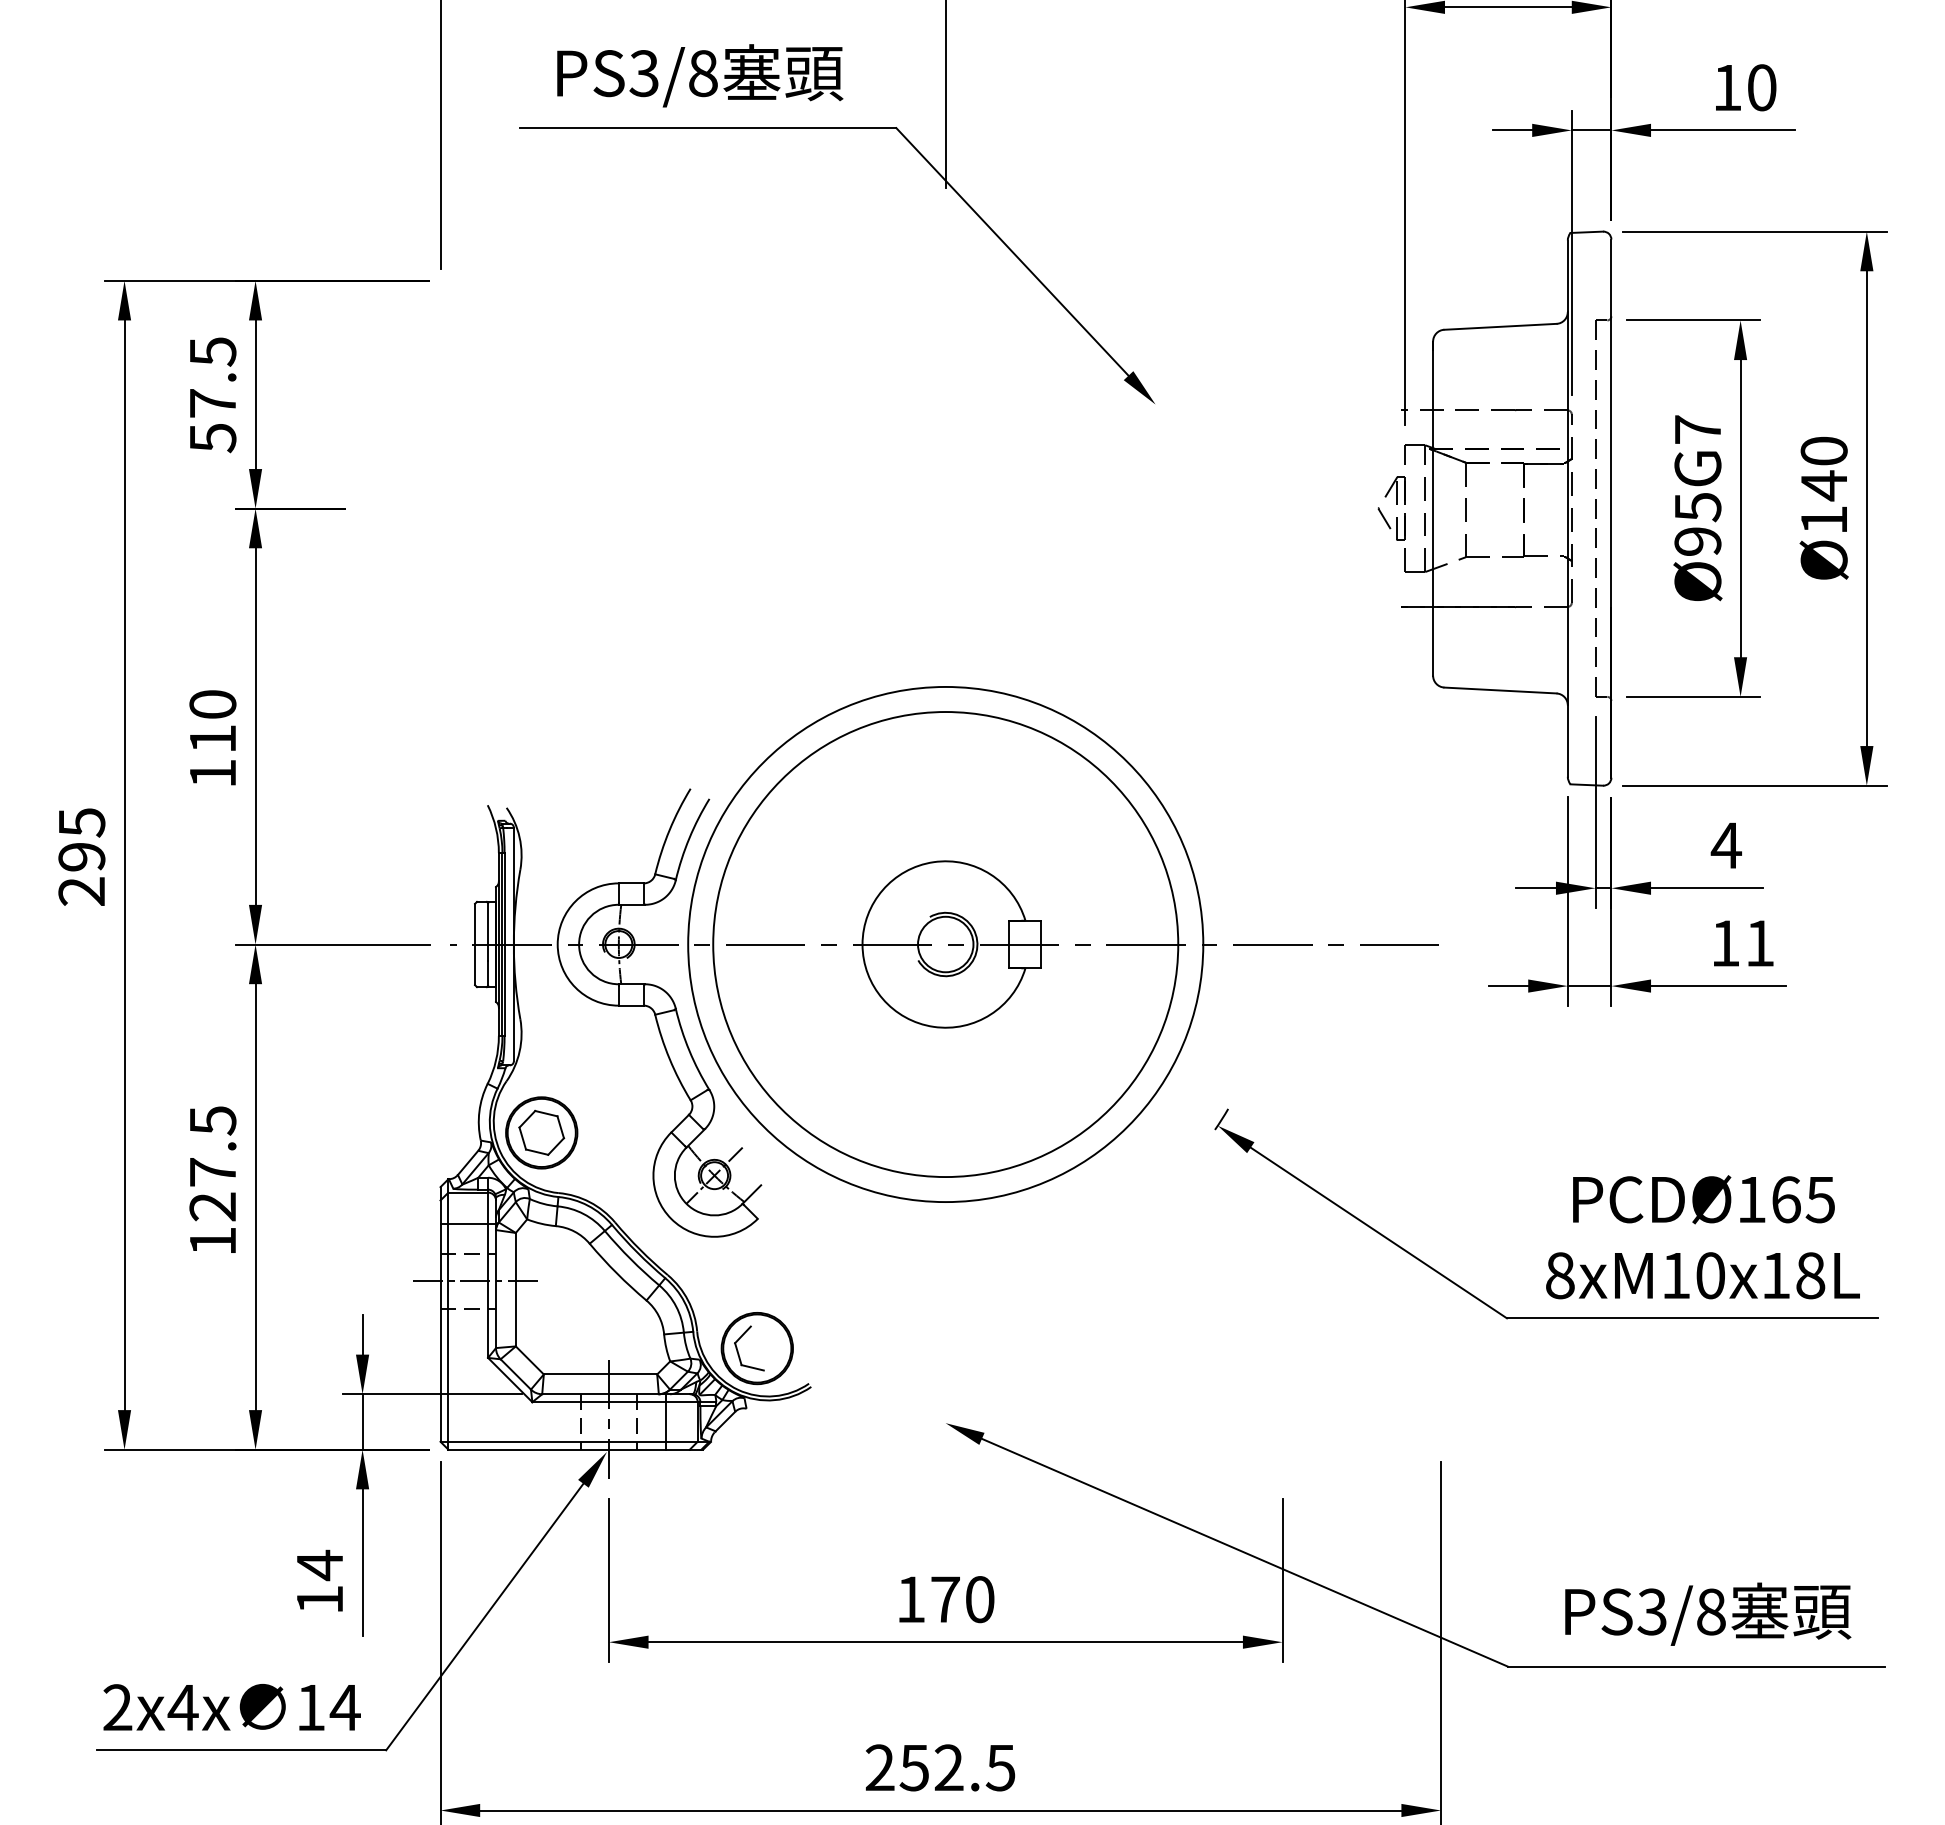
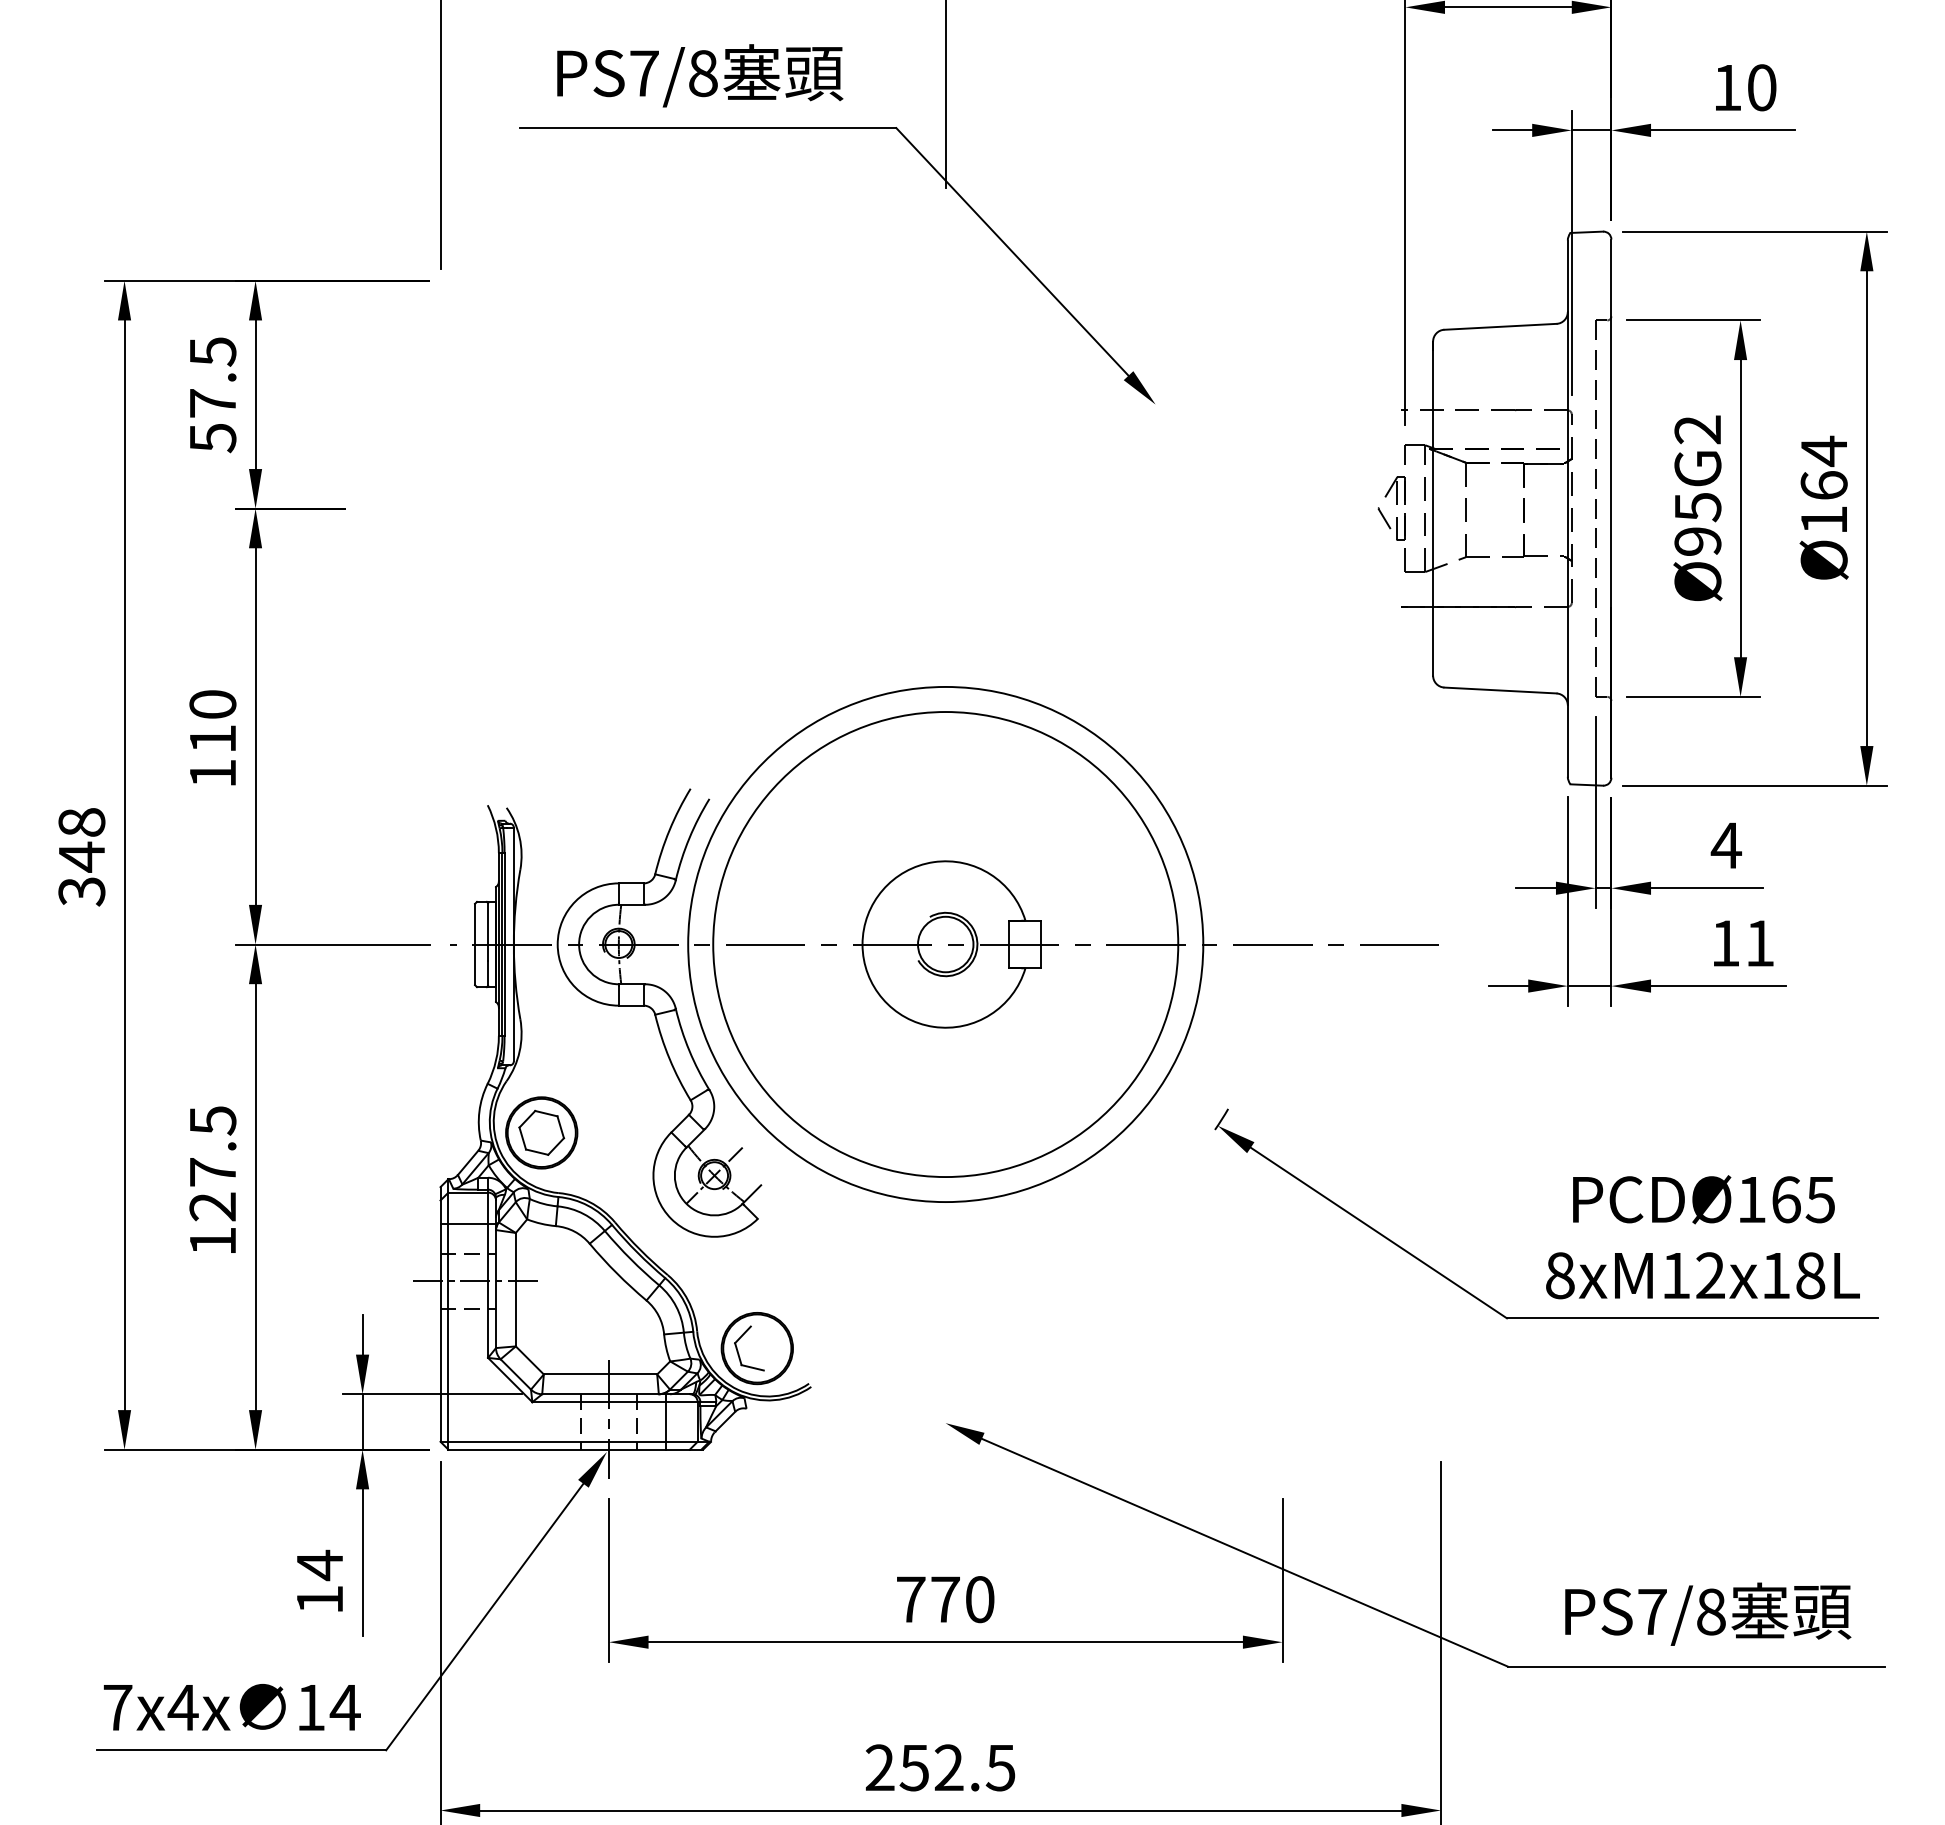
text: PS3/8 -> PS7/8 (643, 73)
text: Ø95G7 -> Ø95G2 (1697, 429)
text: Ø140 -> Ø164 (1823, 468)
text: 295 -> 348 (81, 857)
text: 8xM10x18L -> 8xM12x18L (1710, 1275)
text: 170 -> 770 (911, 1599)
text: PS3/8 -> PS7/8 (1651, 1611)
text: 2x4x -> 7x4x (117, 1707)
